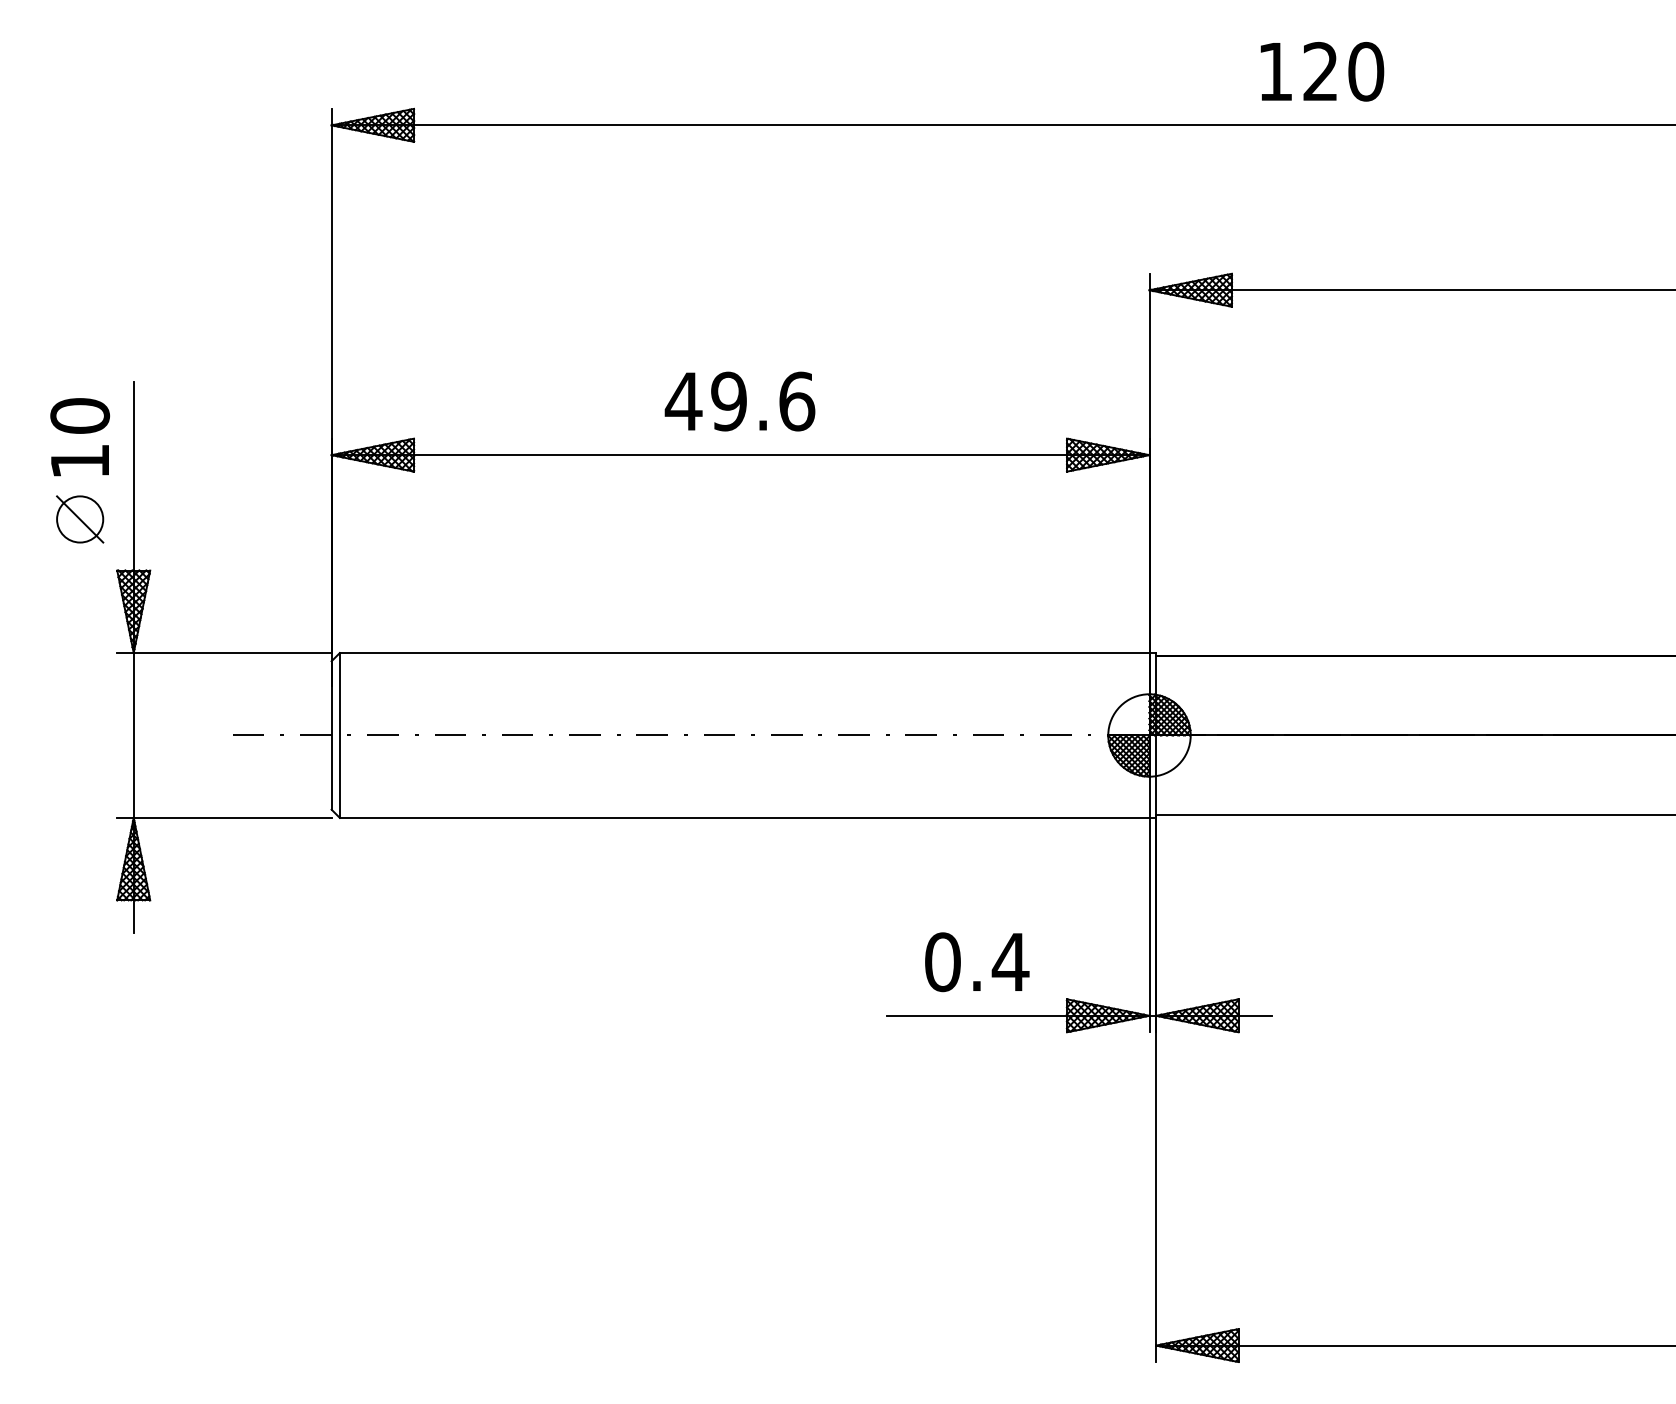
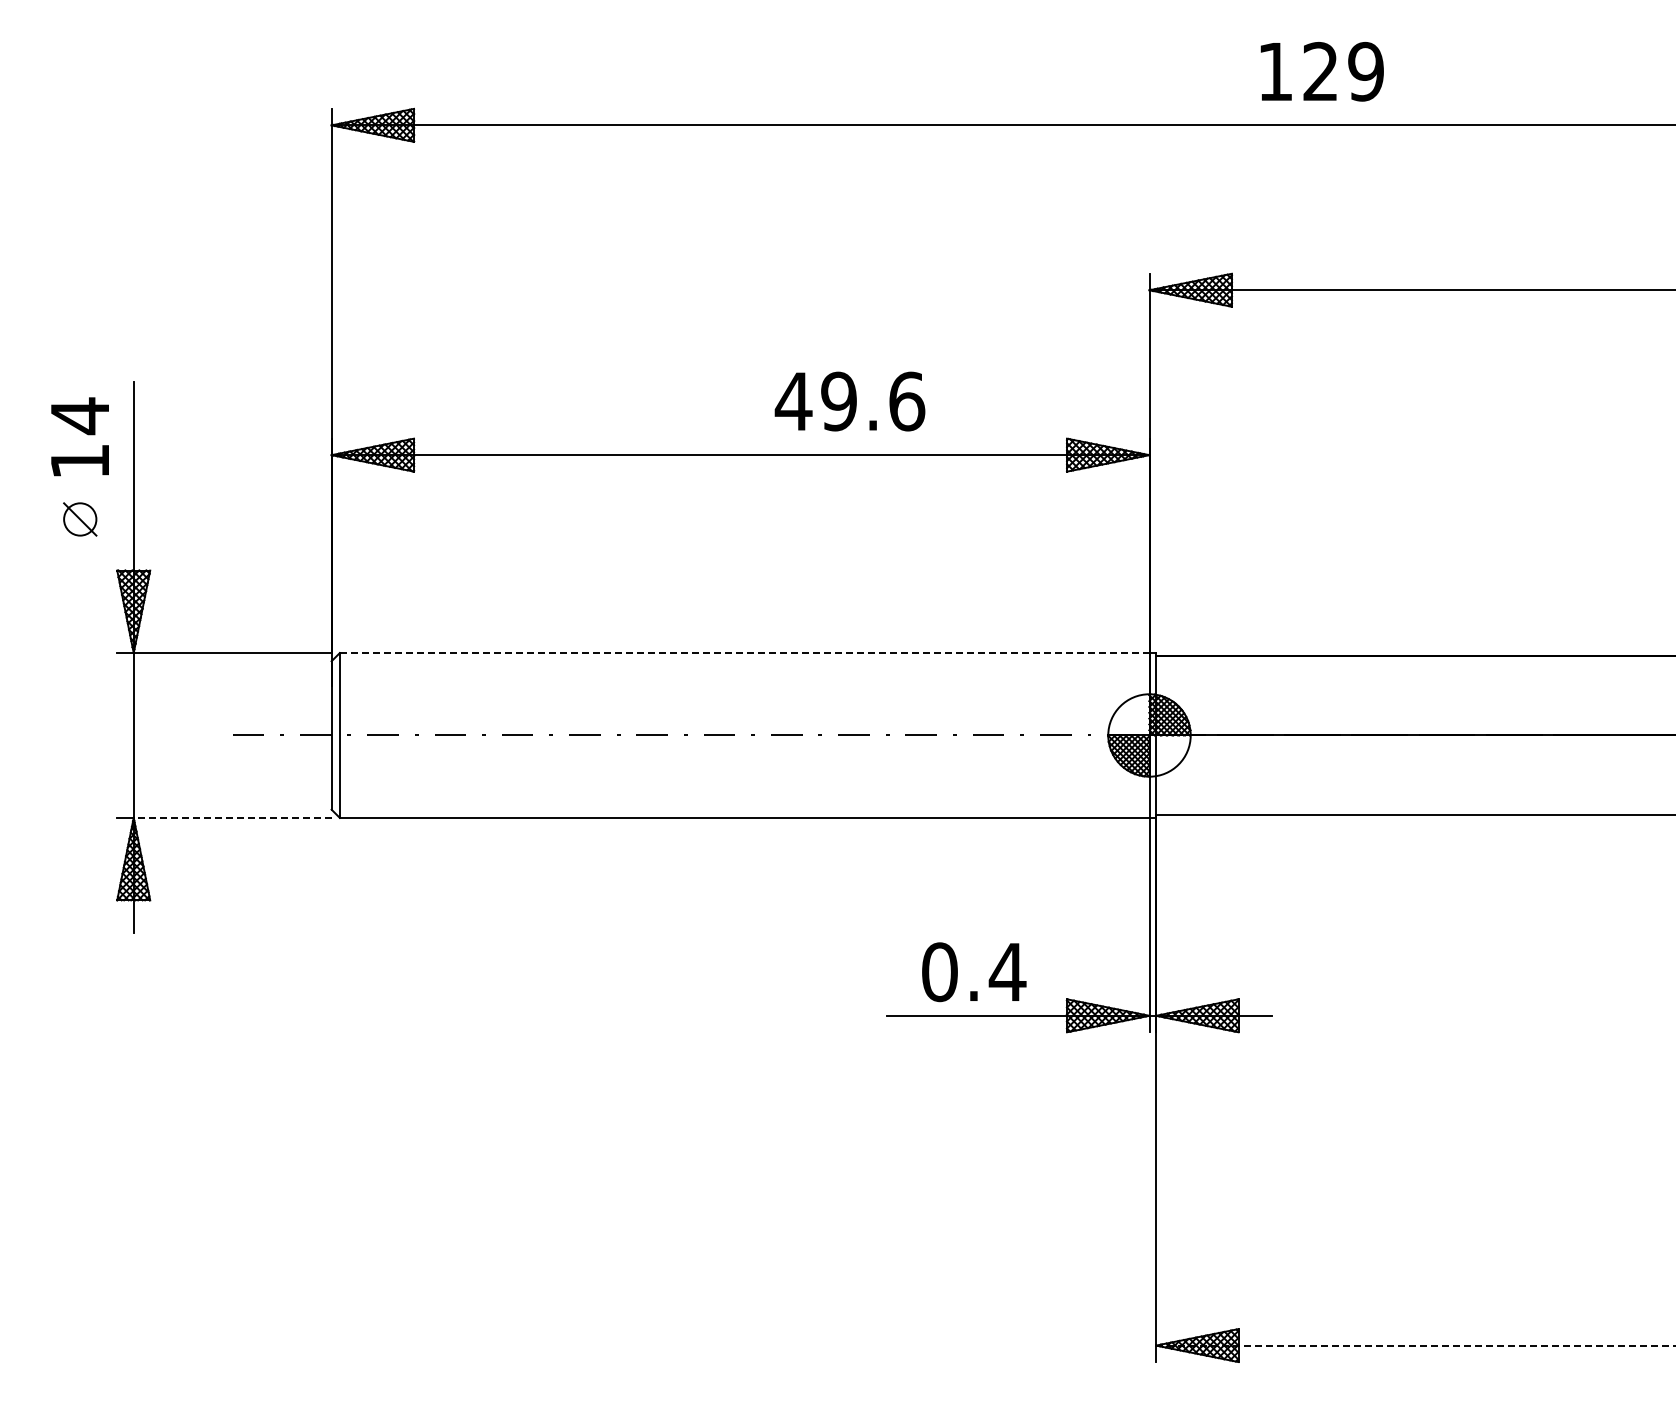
text: 120 -> 129 (1366, 71)
text position: (739, 401) -> (849, 401) (849, 401)
text: 10 -> 14 (80, 416)
part size: 49x49 px -> 35x35 px (80, 519)
line: solid -> dashed (744, 653)
line: solid -> dashed (232, 817)
text position: (977, 962) -> (974, 972) (974, 972)
line: solid -> dashed (1415, 1345)
